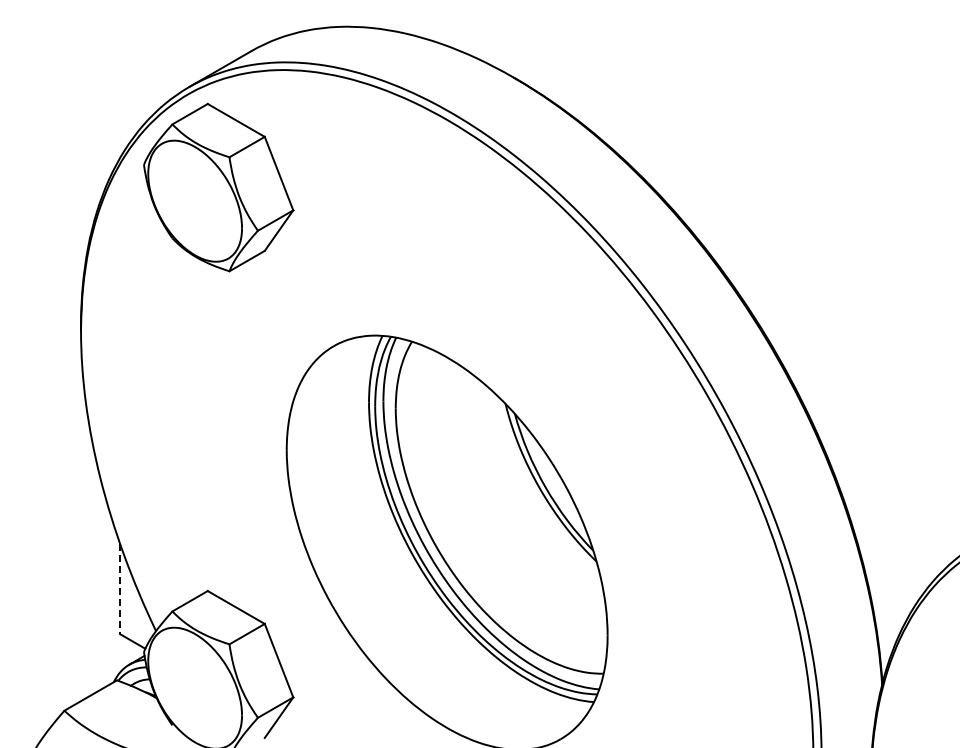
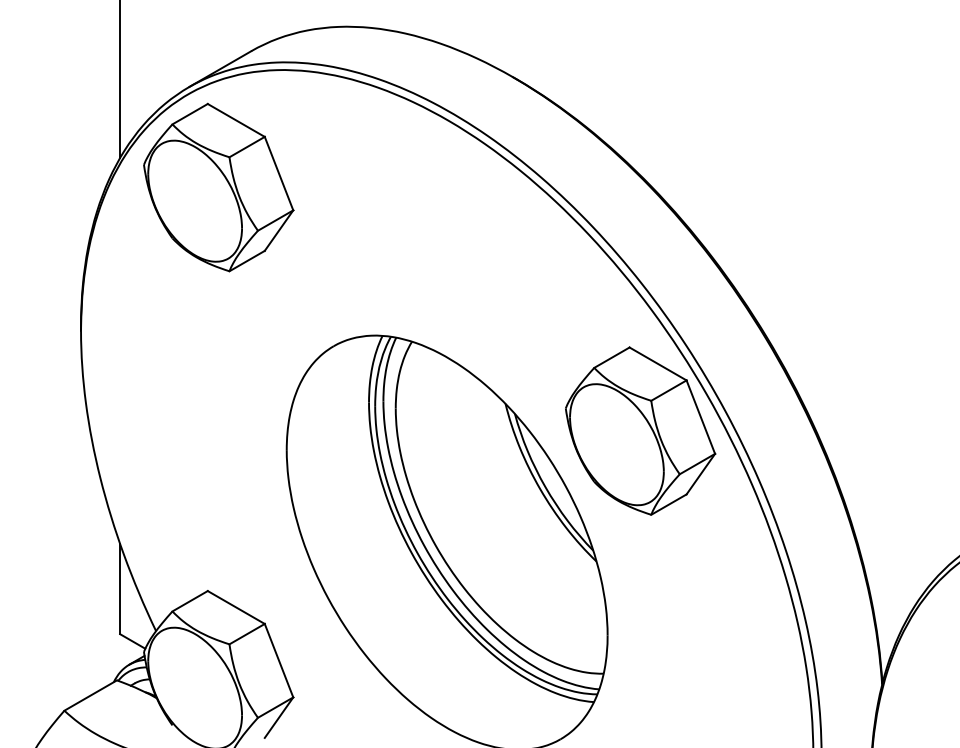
line: none -> present (120, 80)
part: none -> present (640, 430)
line: dashed -> solid (120, 589)
